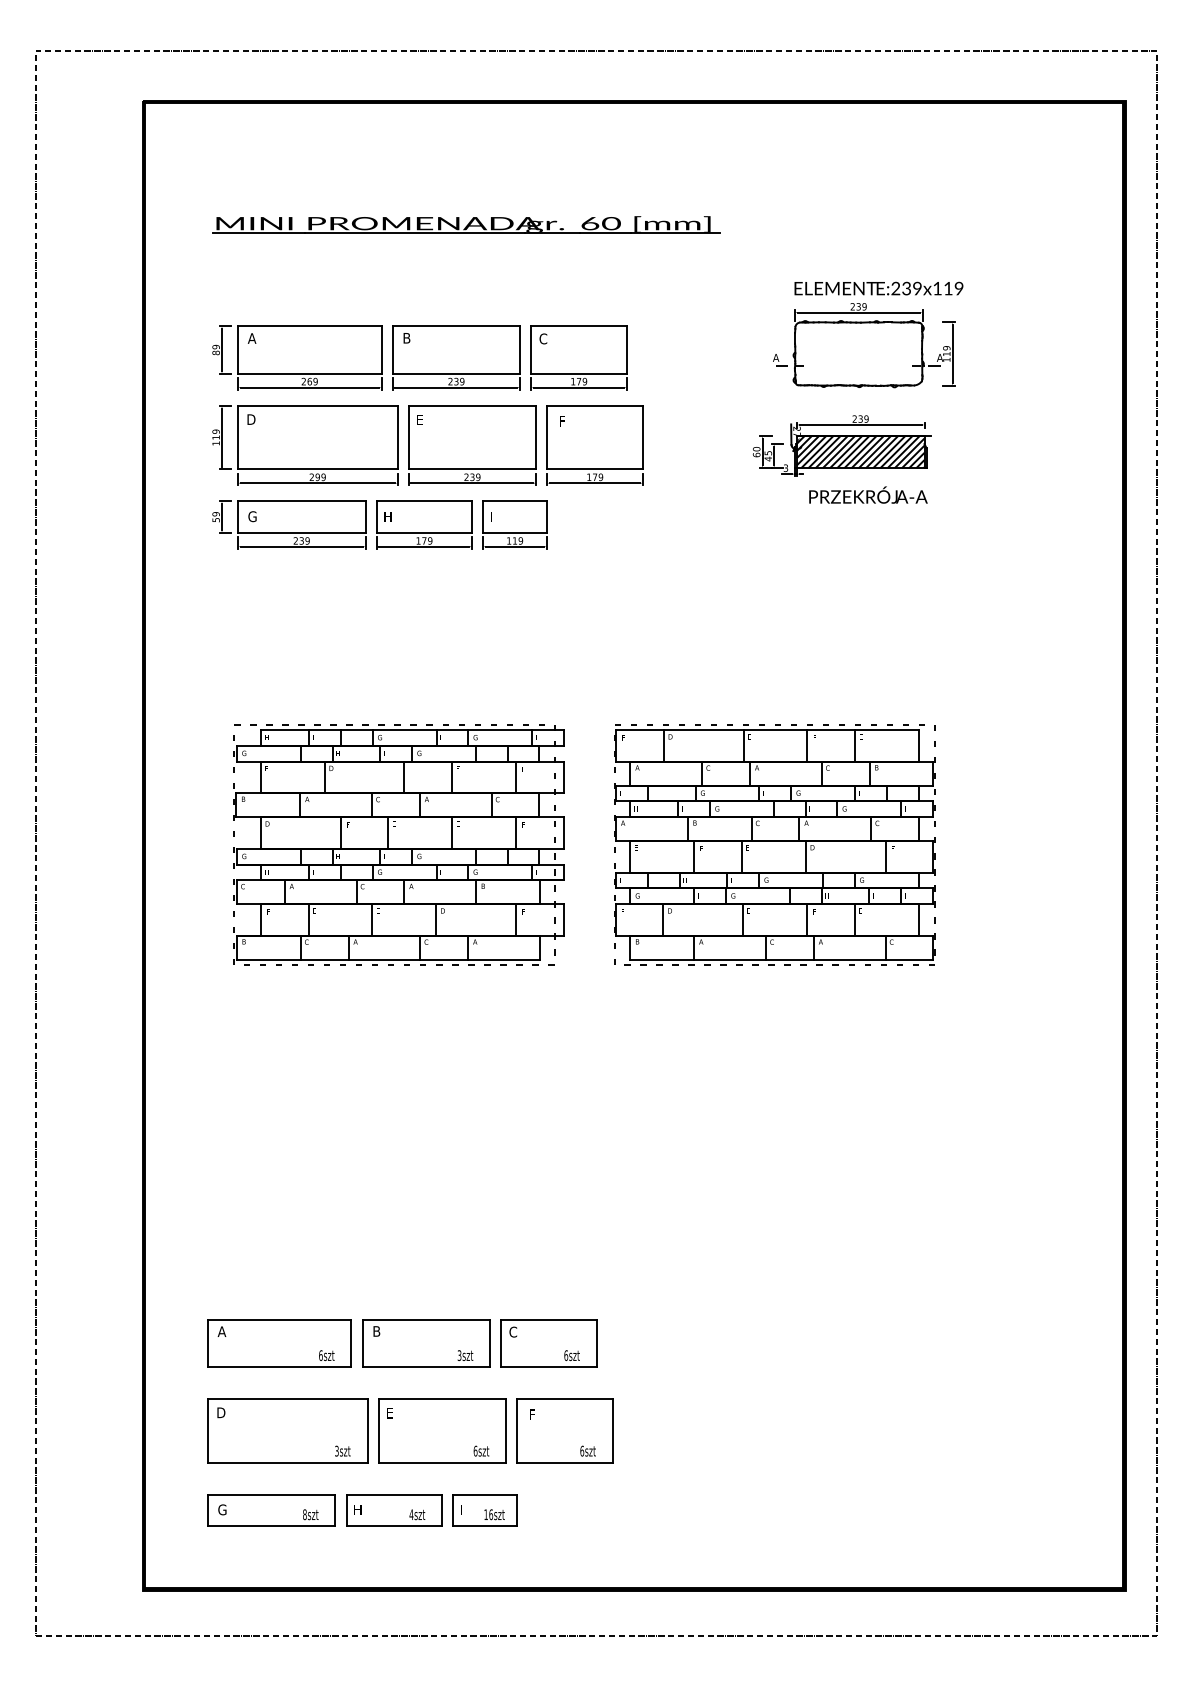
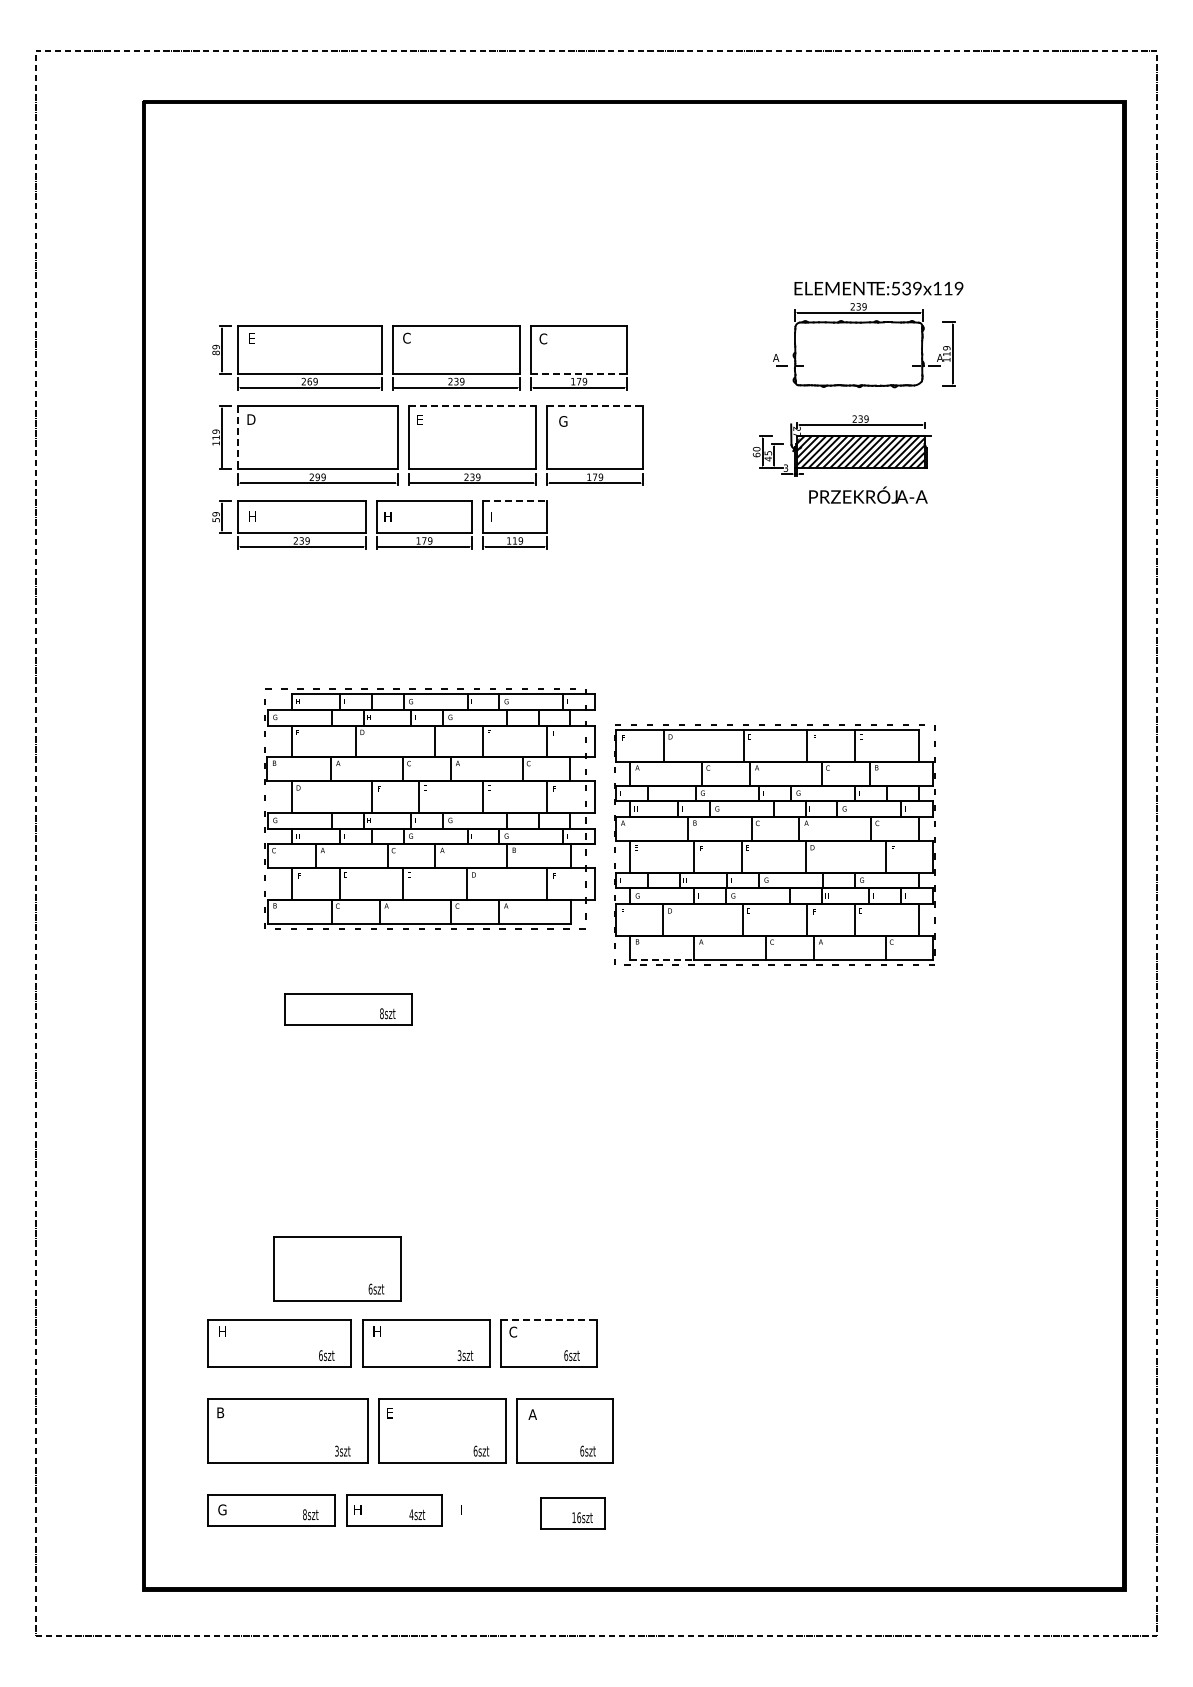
part: present -> none (466, 224)
text: E:239x119 -> E:539x119 (895, 288)
text: B -> C (406, 337)
text: A -> E (251, 338)
line: solid -> dashed (579, 373)
line: solid -> dashed (472, 405)
line: solid -> dashed (595, 405)
text: F -> G (563, 421)
line: solid -> dashed (237, 437)
line: solid -> dashed (515, 501)
text: G -> H (252, 516)
part position: (398, 844) -> (429, 808) (429, 808)
line: solid -> dashed (662, 959)
part: none -> present (348, 1009)
part: none -> present (337, 1268)
line: solid -> dashed (548, 1319)
text: A -> H (221, 1331)
text: B -> H (376, 1331)
text: D -> B (221, 1412)
text: F -> A (532, 1414)
part position: (484, 1510) -> (572, 1513) (572, 1513)
